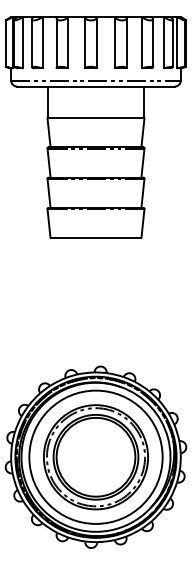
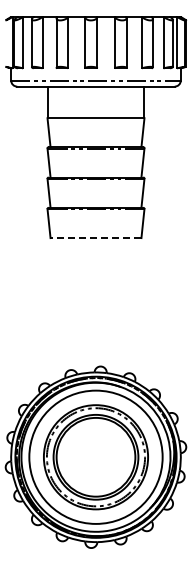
line: present -> none (5, 43)
line: solid -> dashed (95, 238)
